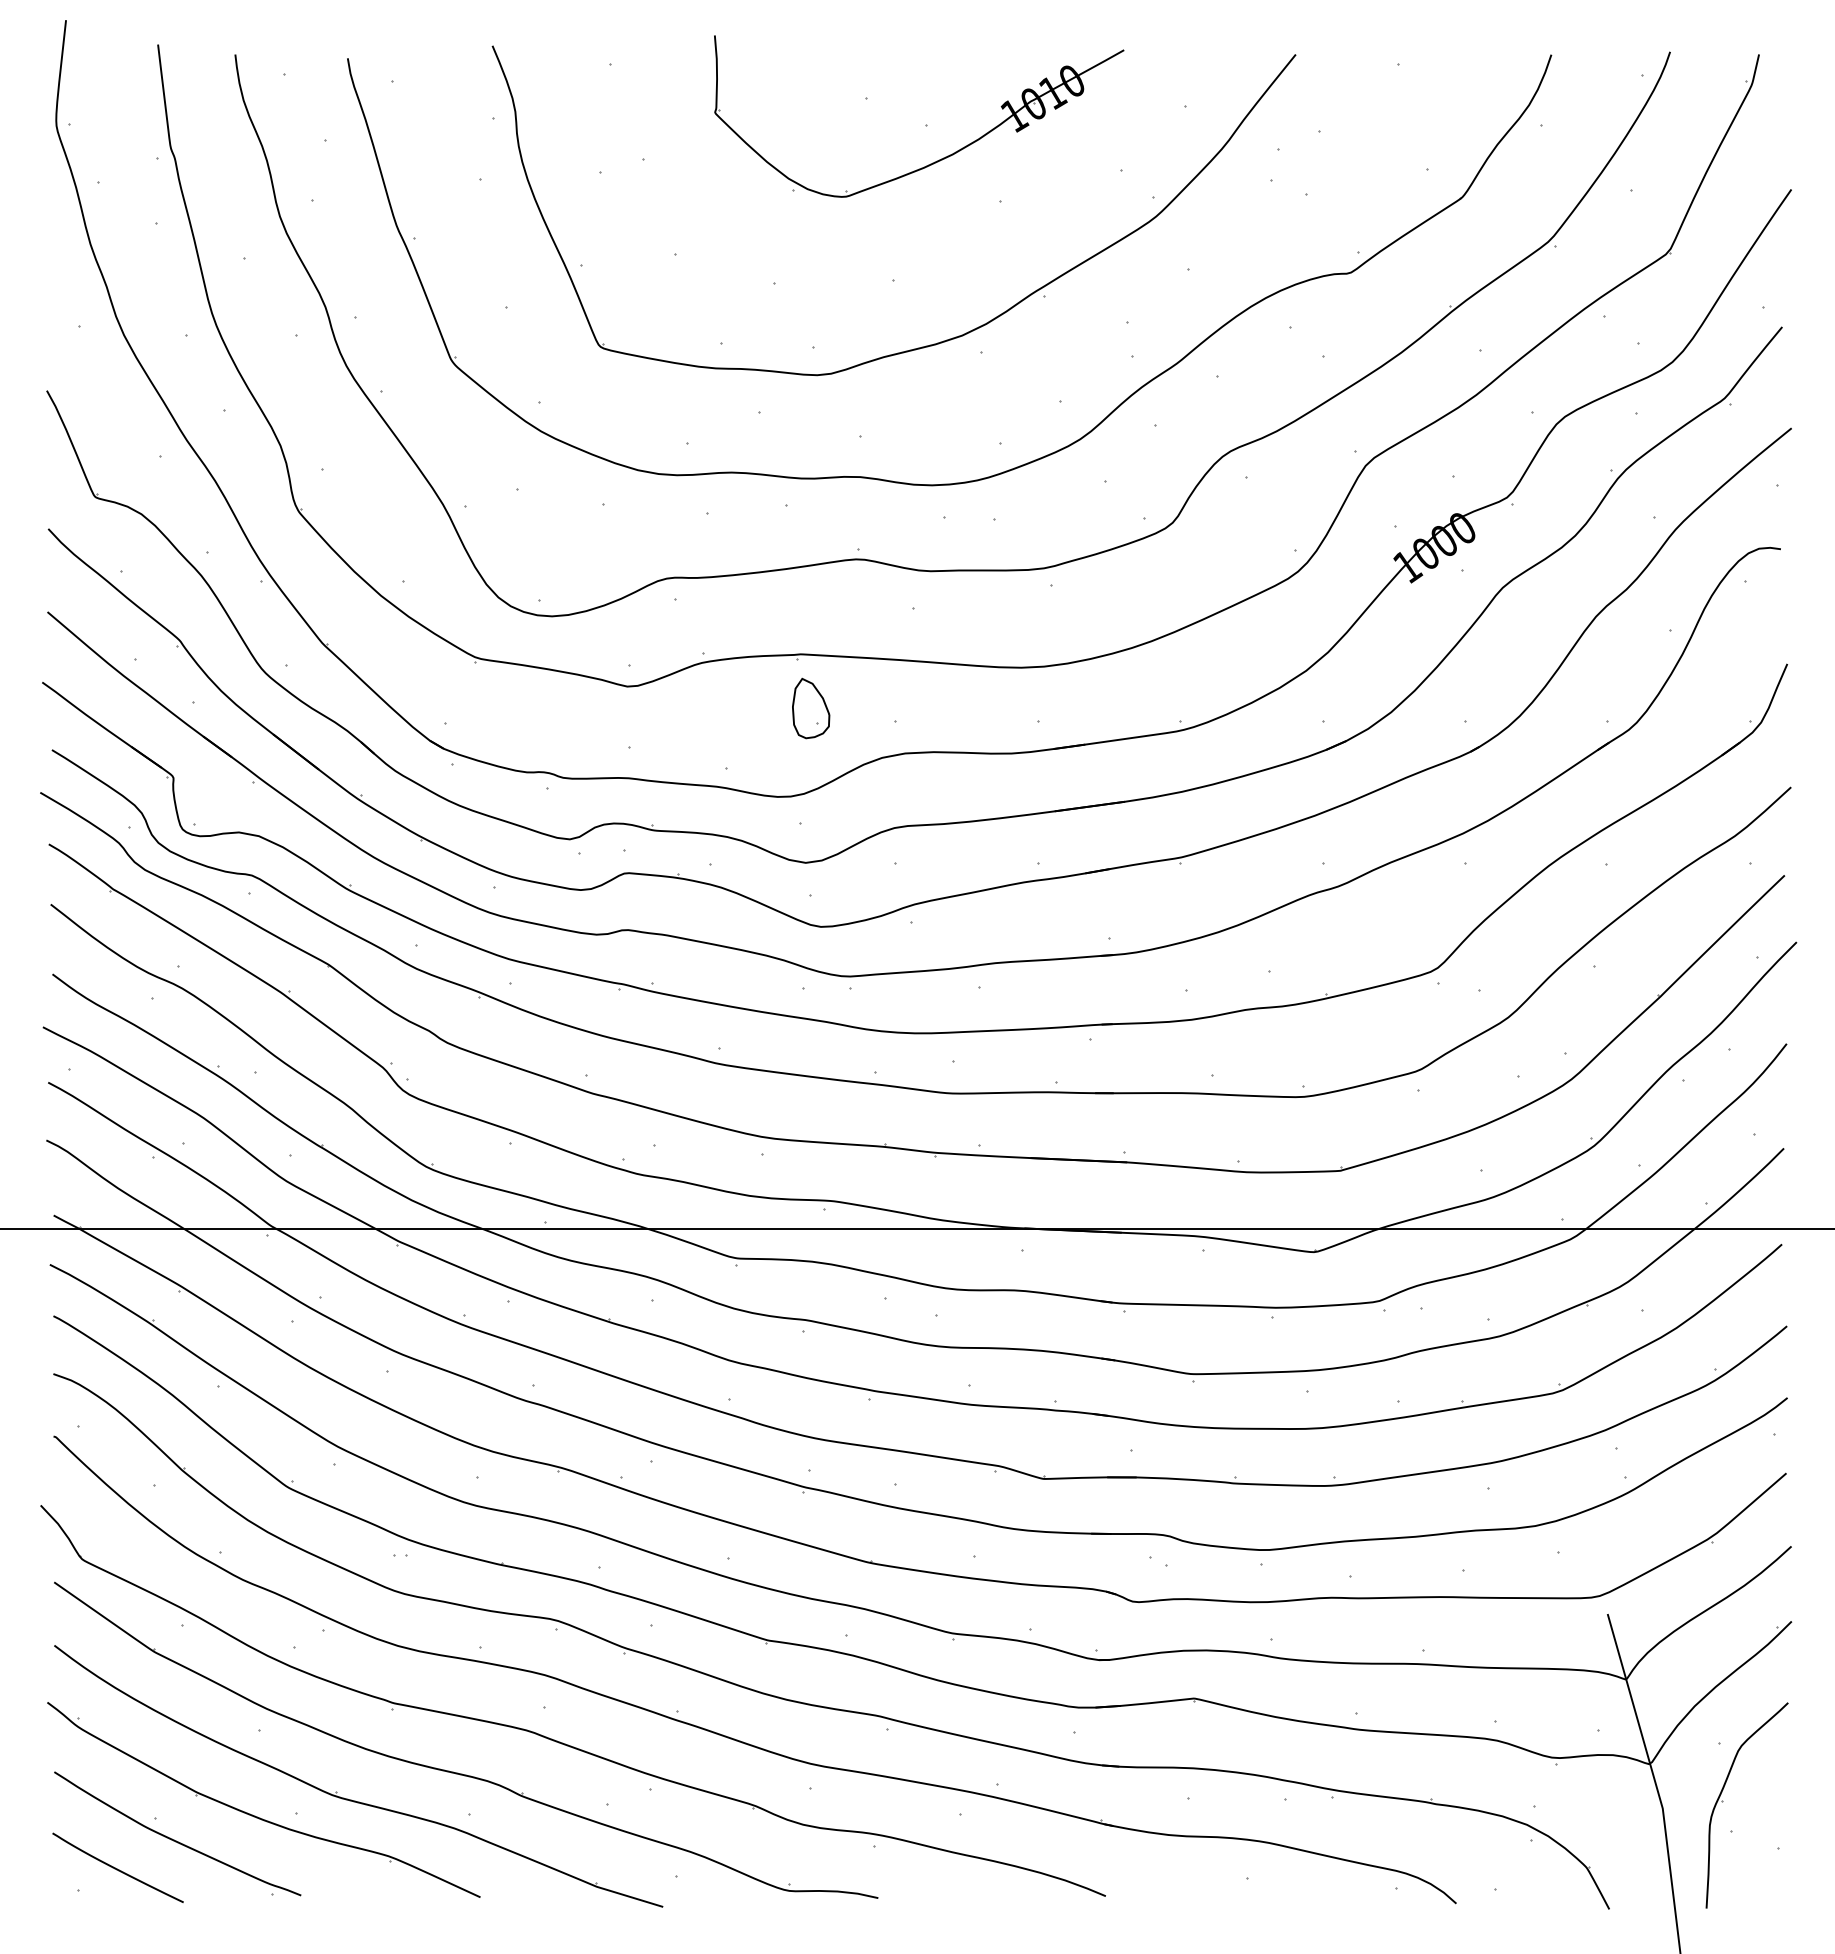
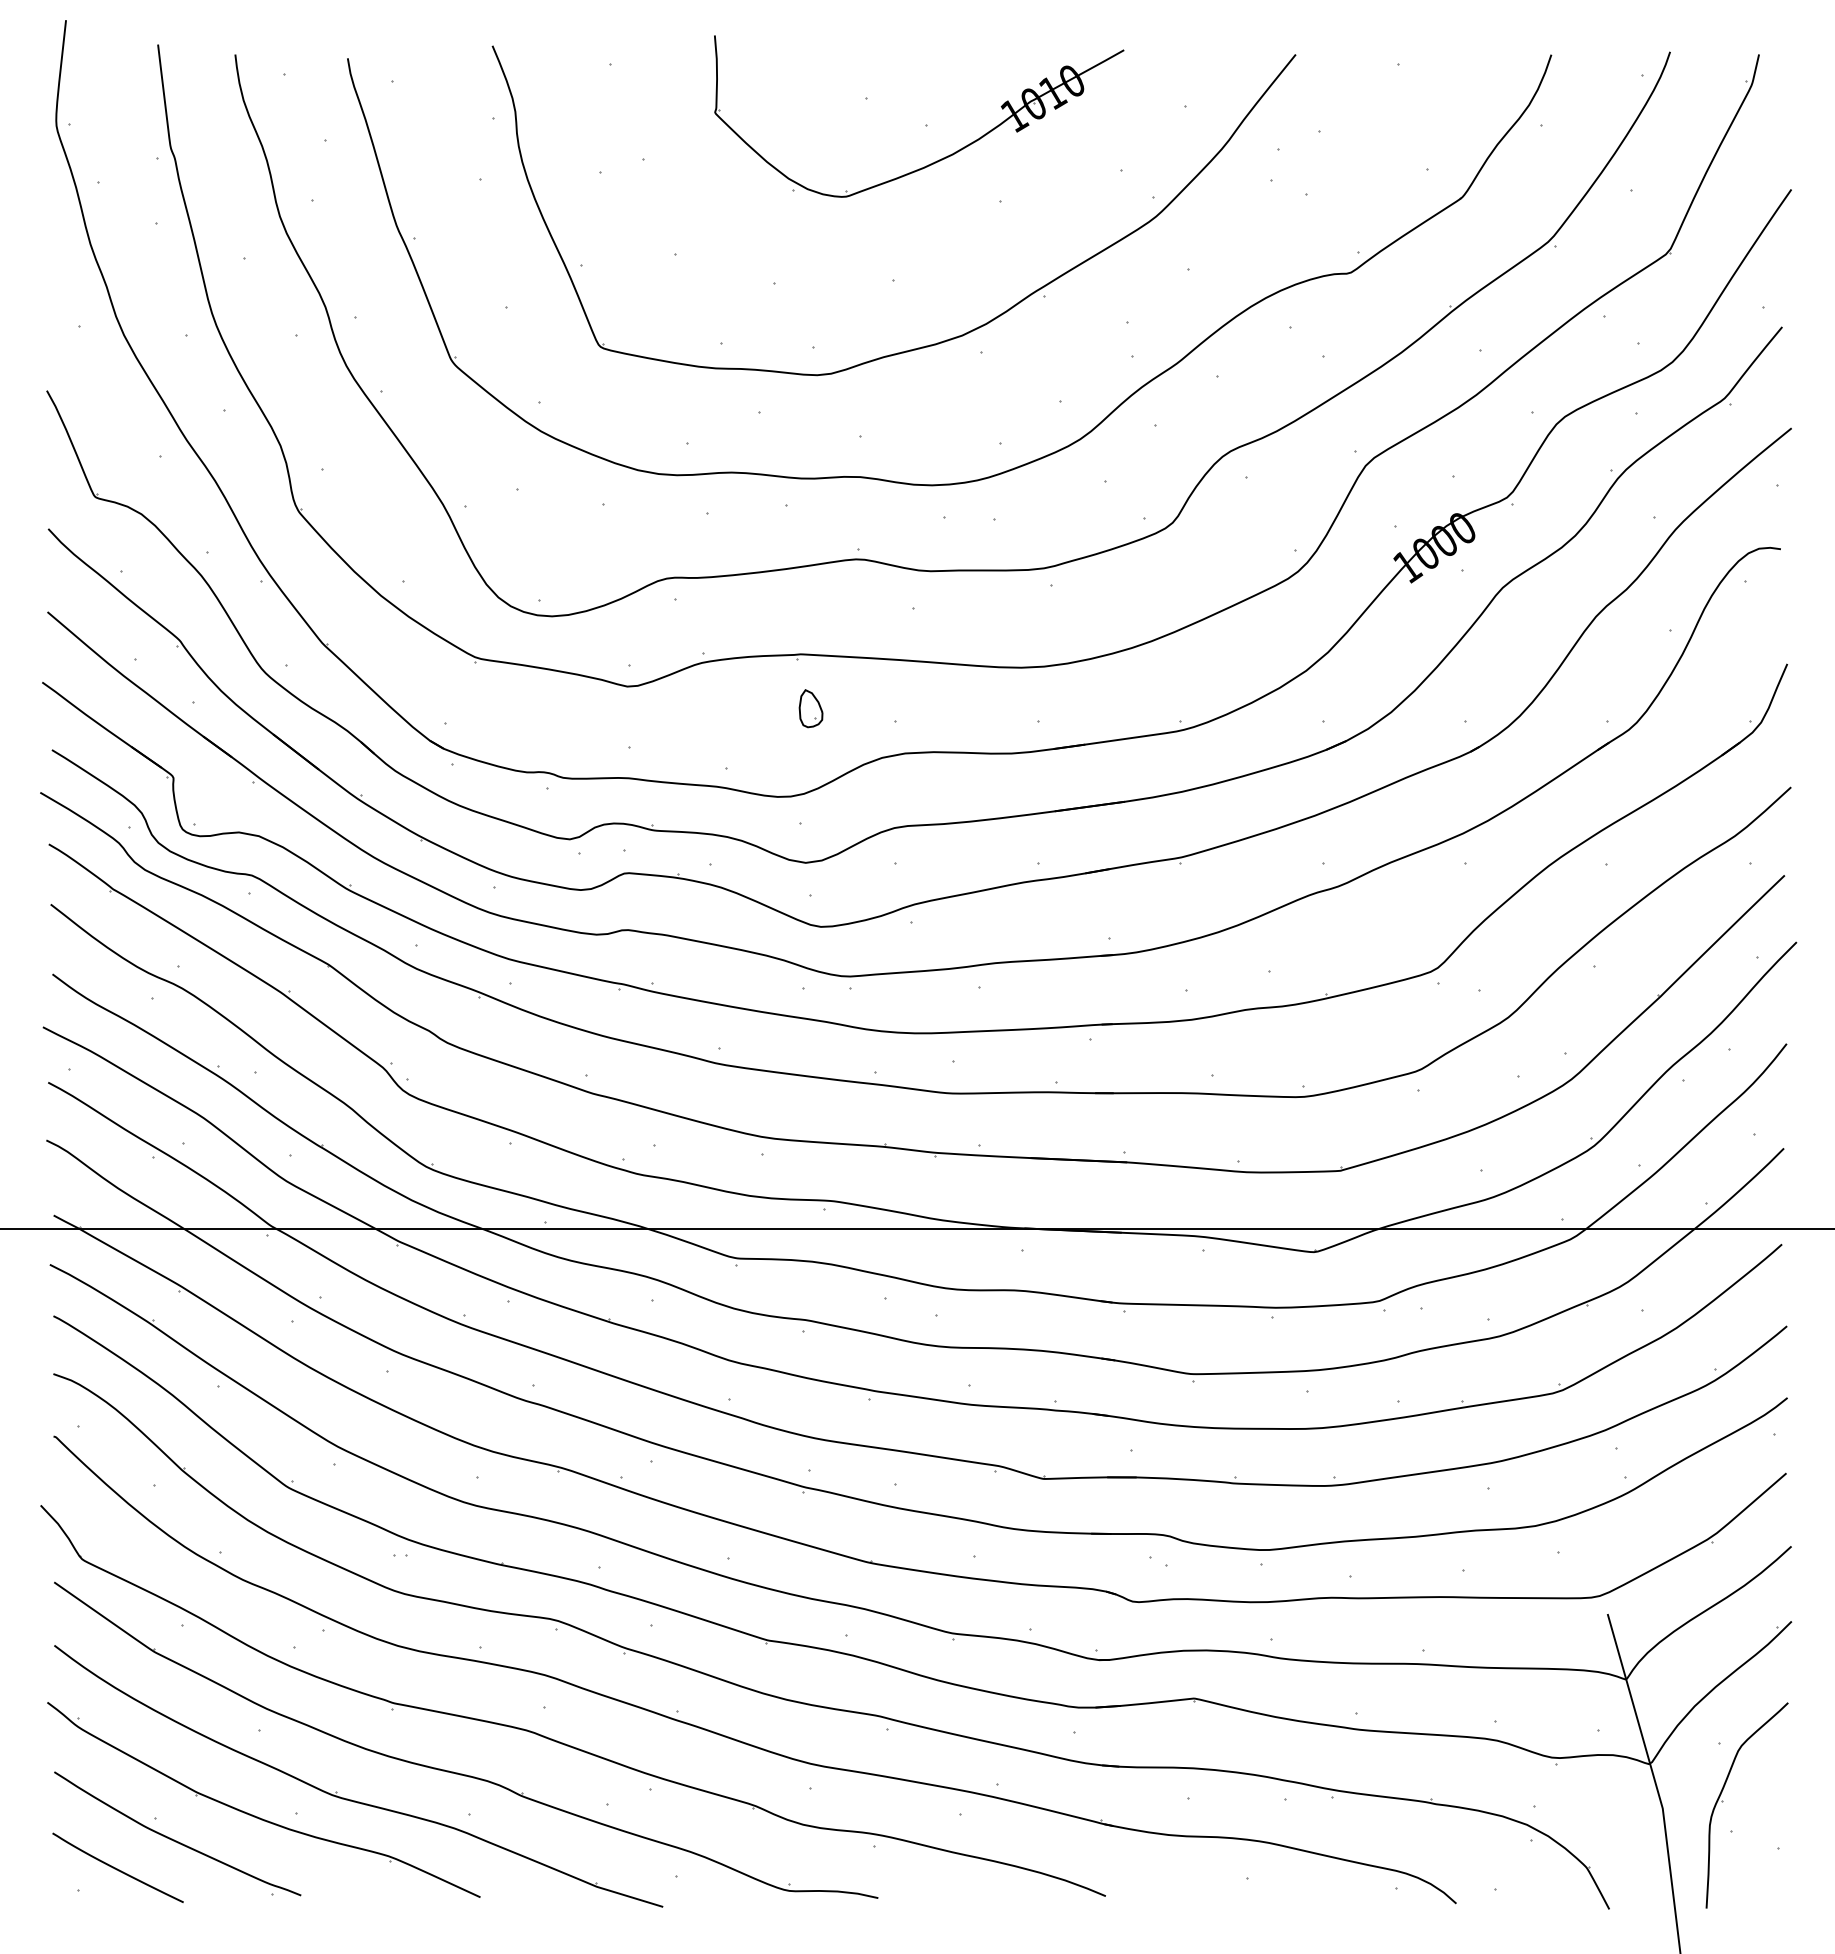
part size: 39x63 px -> 26x40 px (810, 708)
